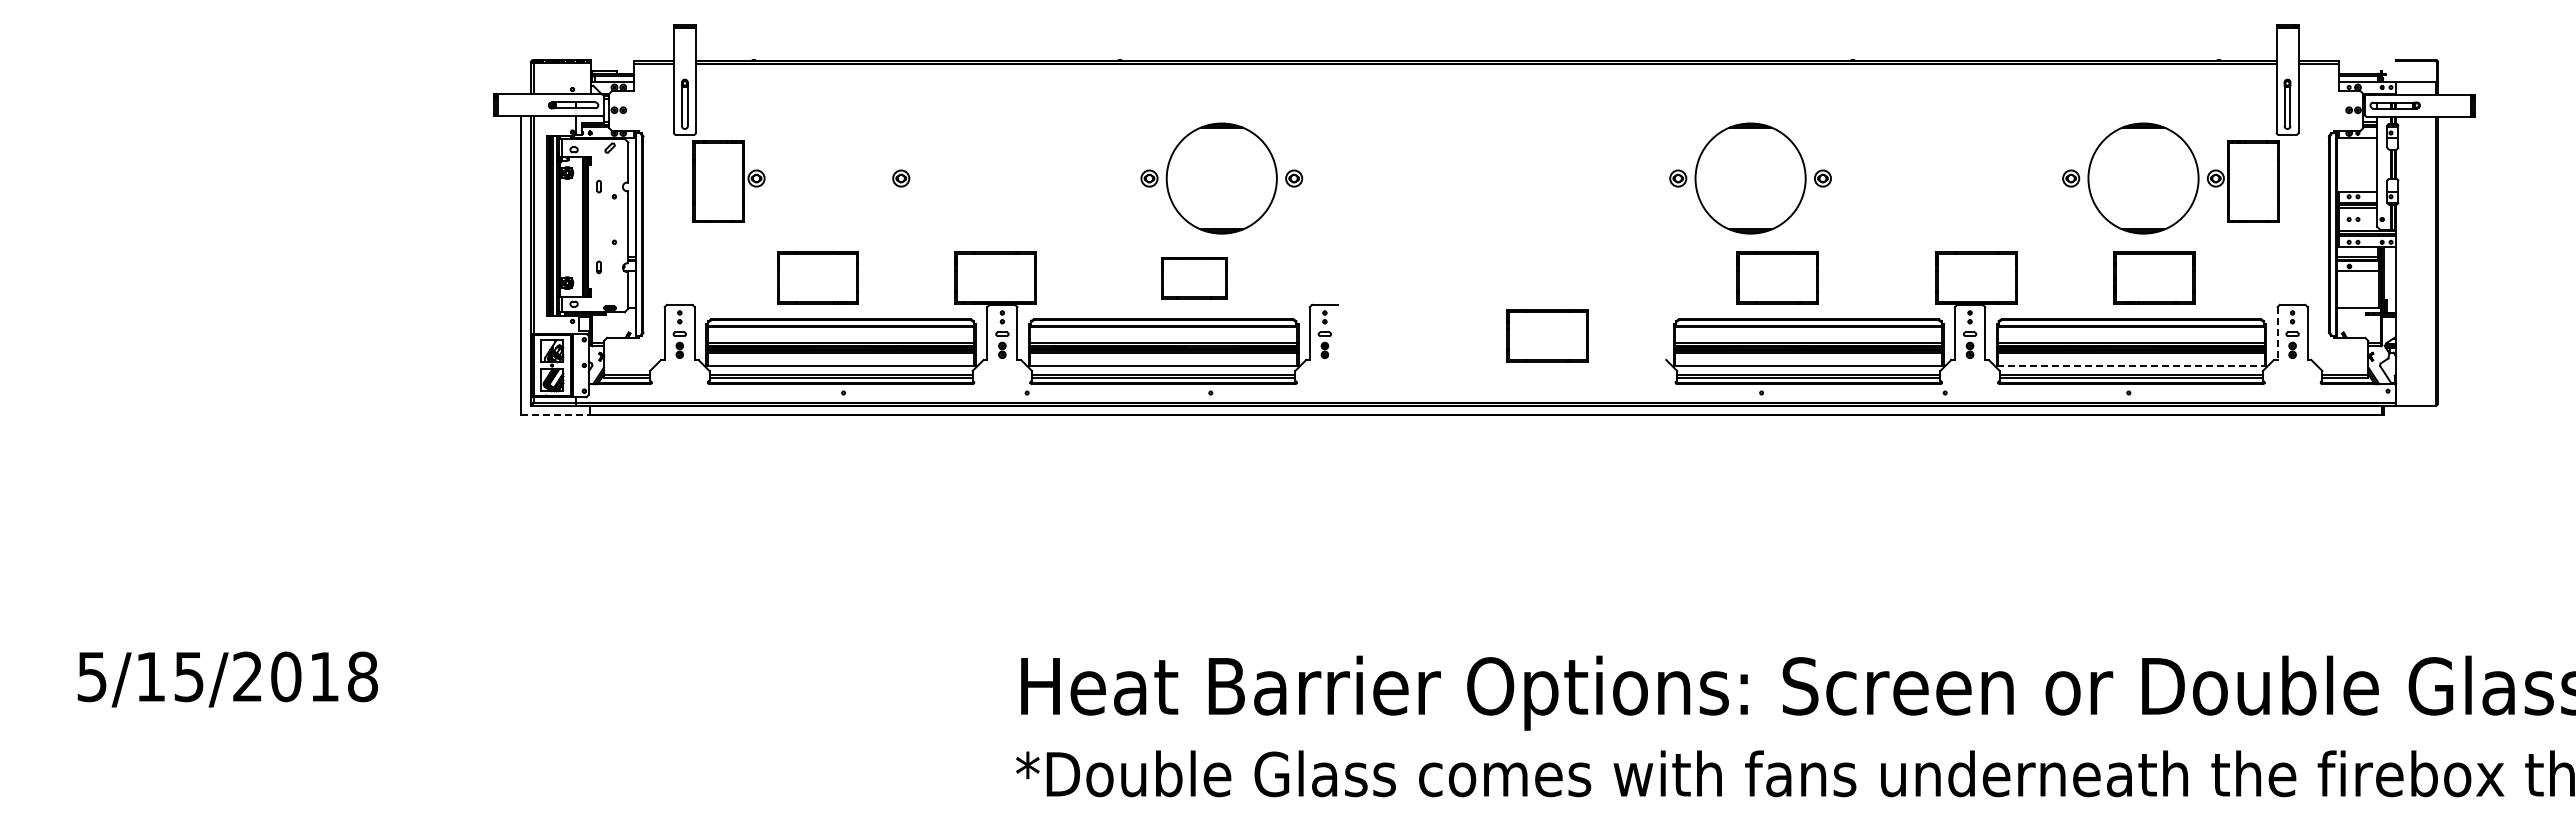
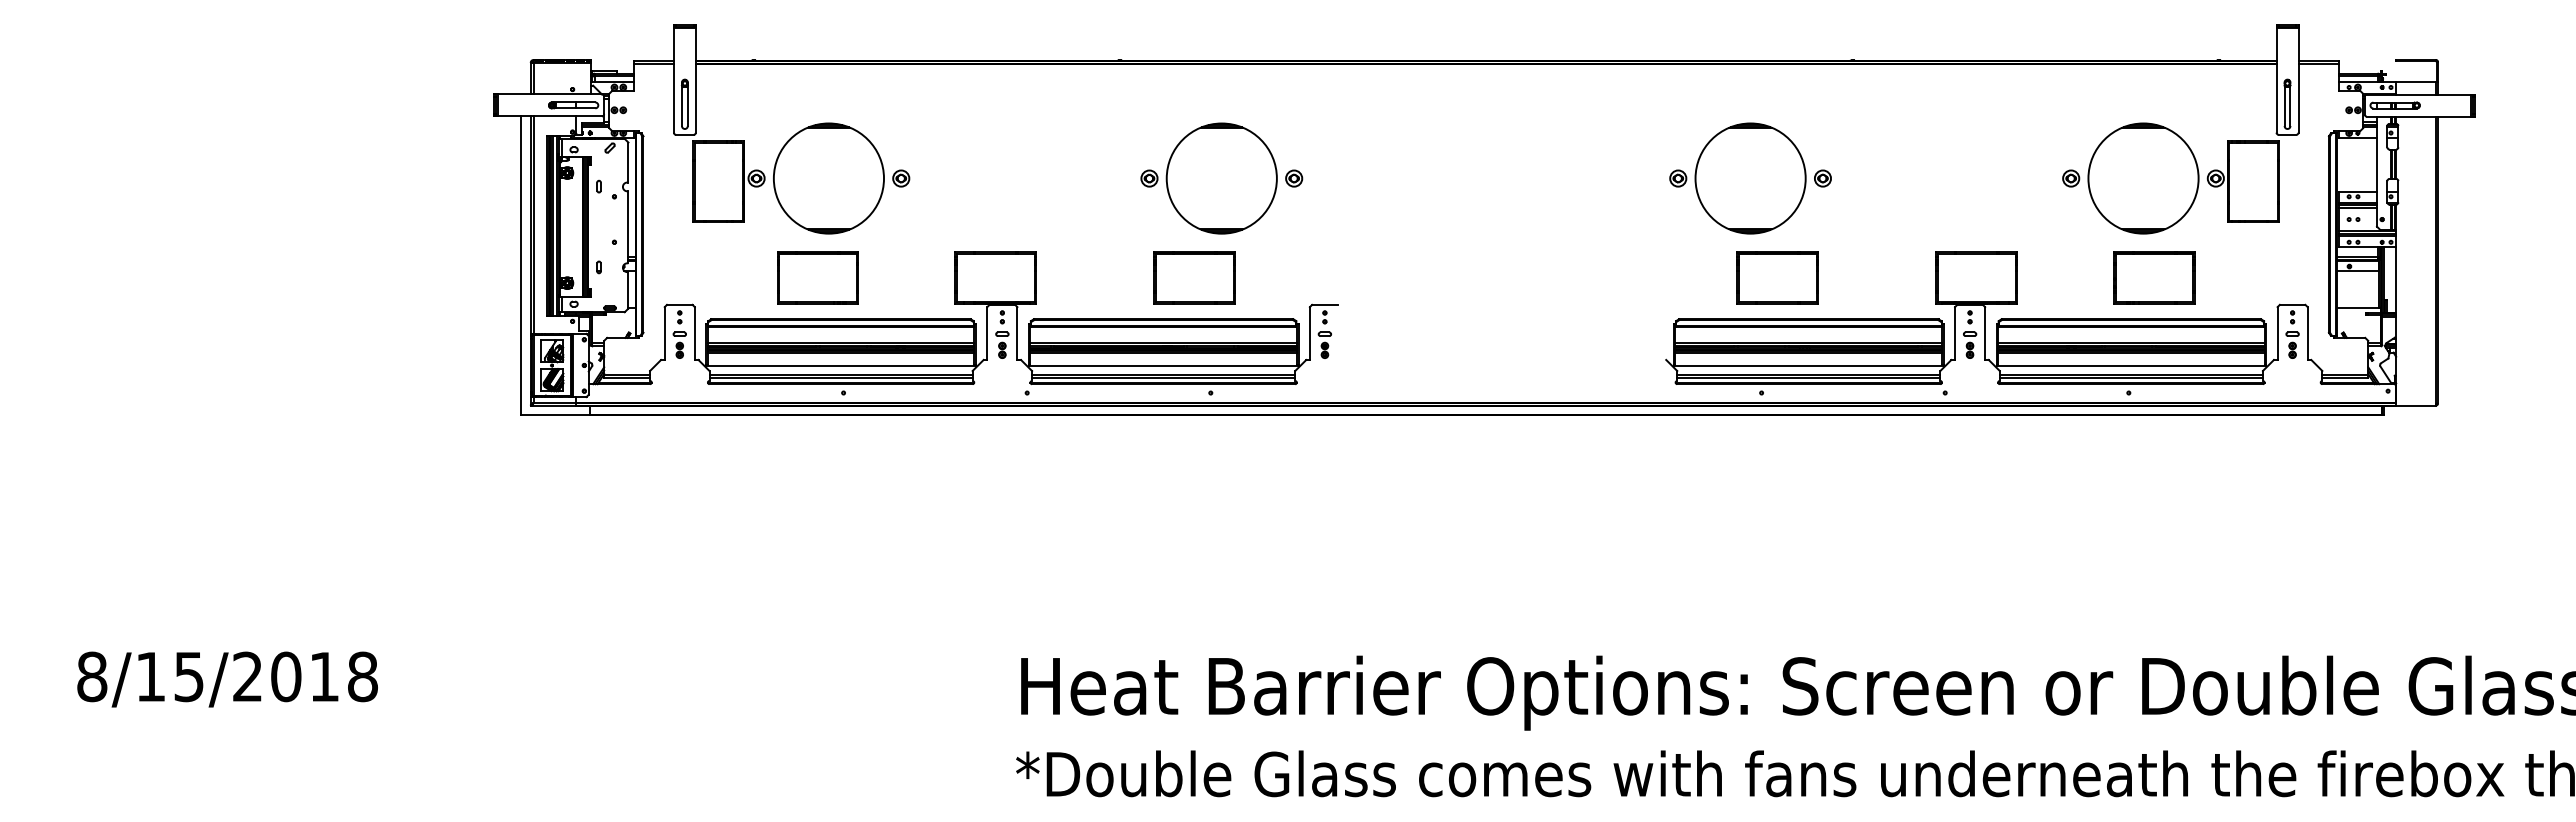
part: none -> present (828, 178)
part size: 67x43 px -> 83x54 px (1194, 277)
line: dashed -> solid (2277, 334)
part: present -> none (1547, 335)
line: dashed -> solid (2131, 365)
line: dashed -> solid (555, 415)
text: 5/15/2018 -> 8/15/2018 (92, 676)
